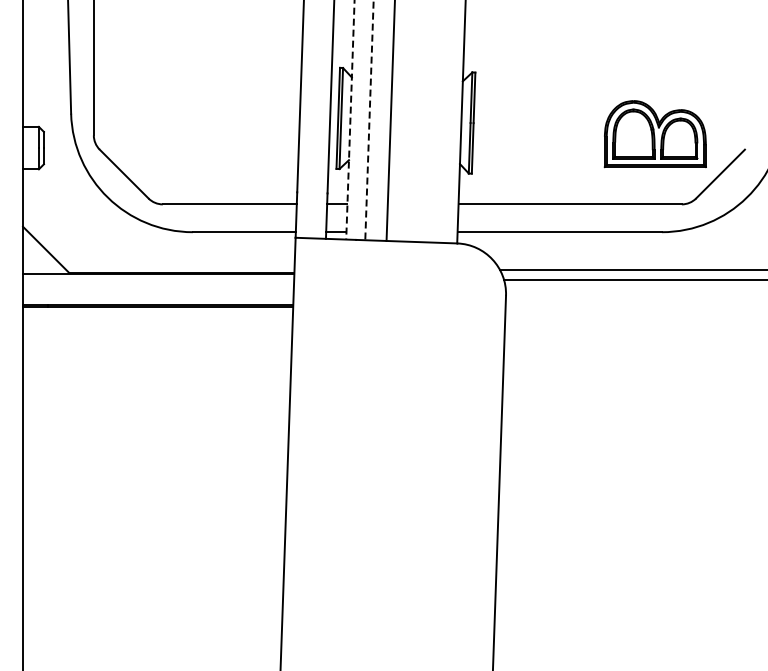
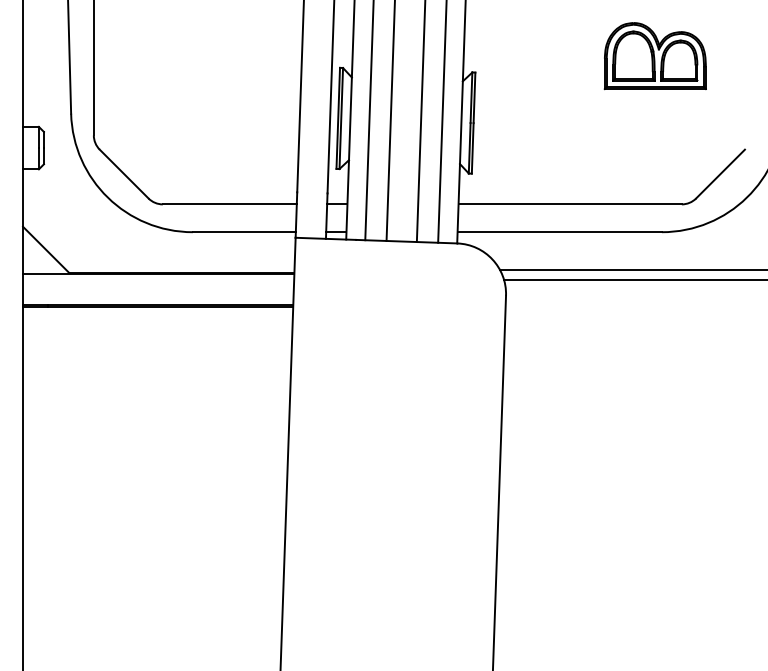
line: dashed -> solid (350, 119)
line: dashed -> solid (369, 120)
line: none -> present (420, 122)
line: none -> present (442, 122)
part position: (654, 134) -> (654, 56) (654, 56)
